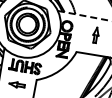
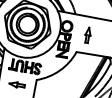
line: dashed -> solid (85, 16)
part position: (95, 35) -> (87, 35) (87, 35)
